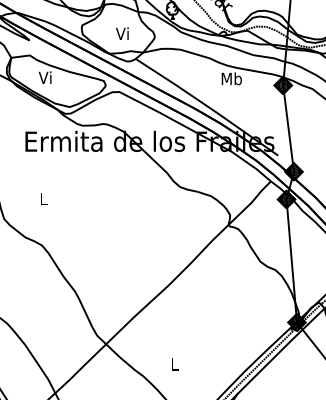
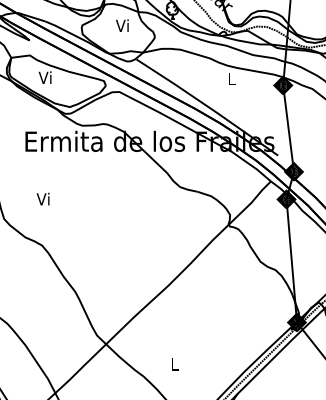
text position: (122, 33) -> (122, 25) (122, 25)
text: Mb -> L (231, 78)
text: L -> Vi (42, 198)
